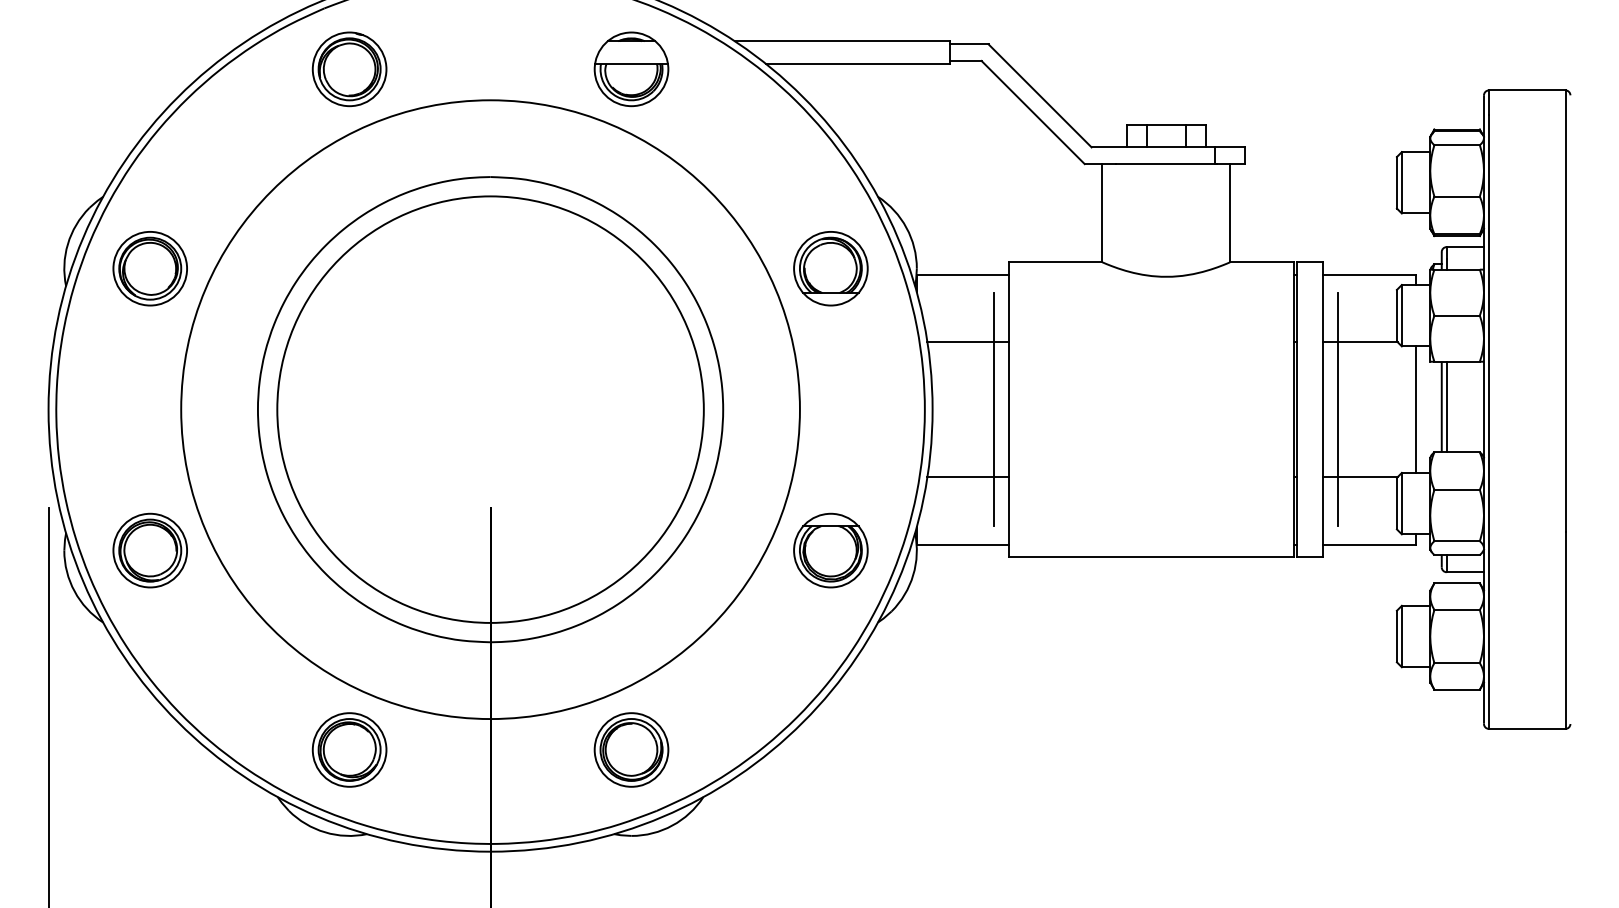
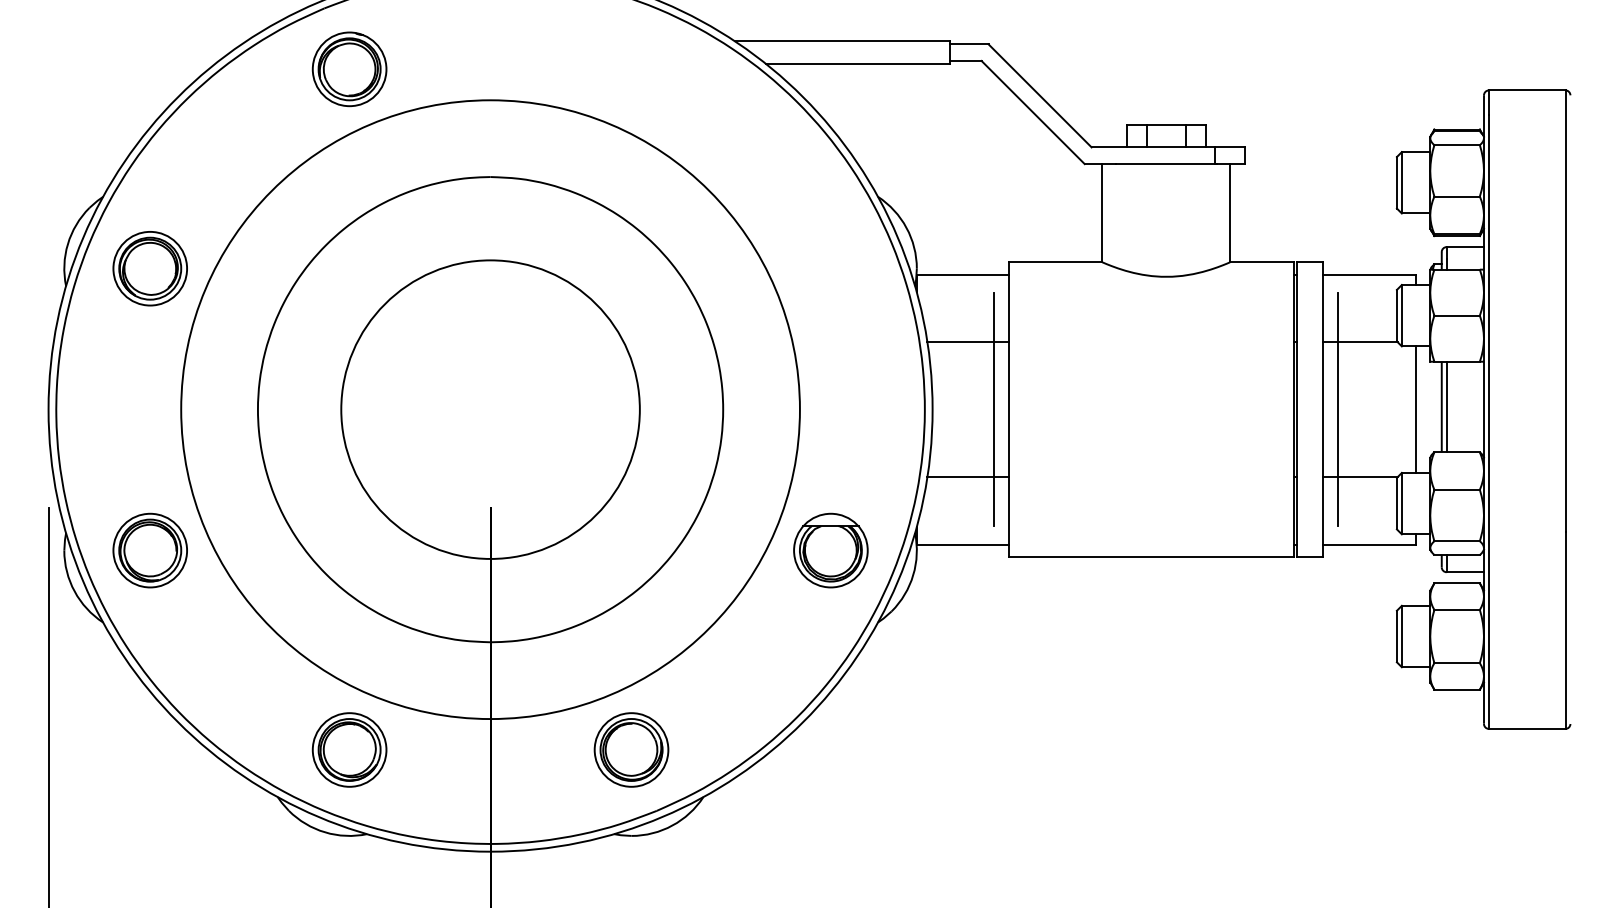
part: present -> none (631, 69)
part: present -> none (830, 268)
circle diameter: 427 px -> 299 px (490, 409)
